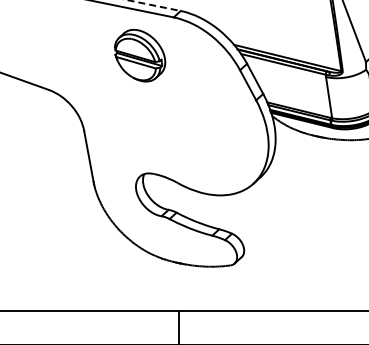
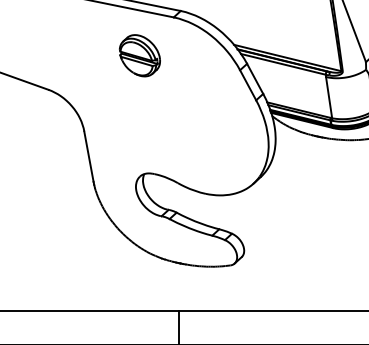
line: dashed -> solid (154, 5)
part size: 53x54 px -> 43x44 px (139, 55)
